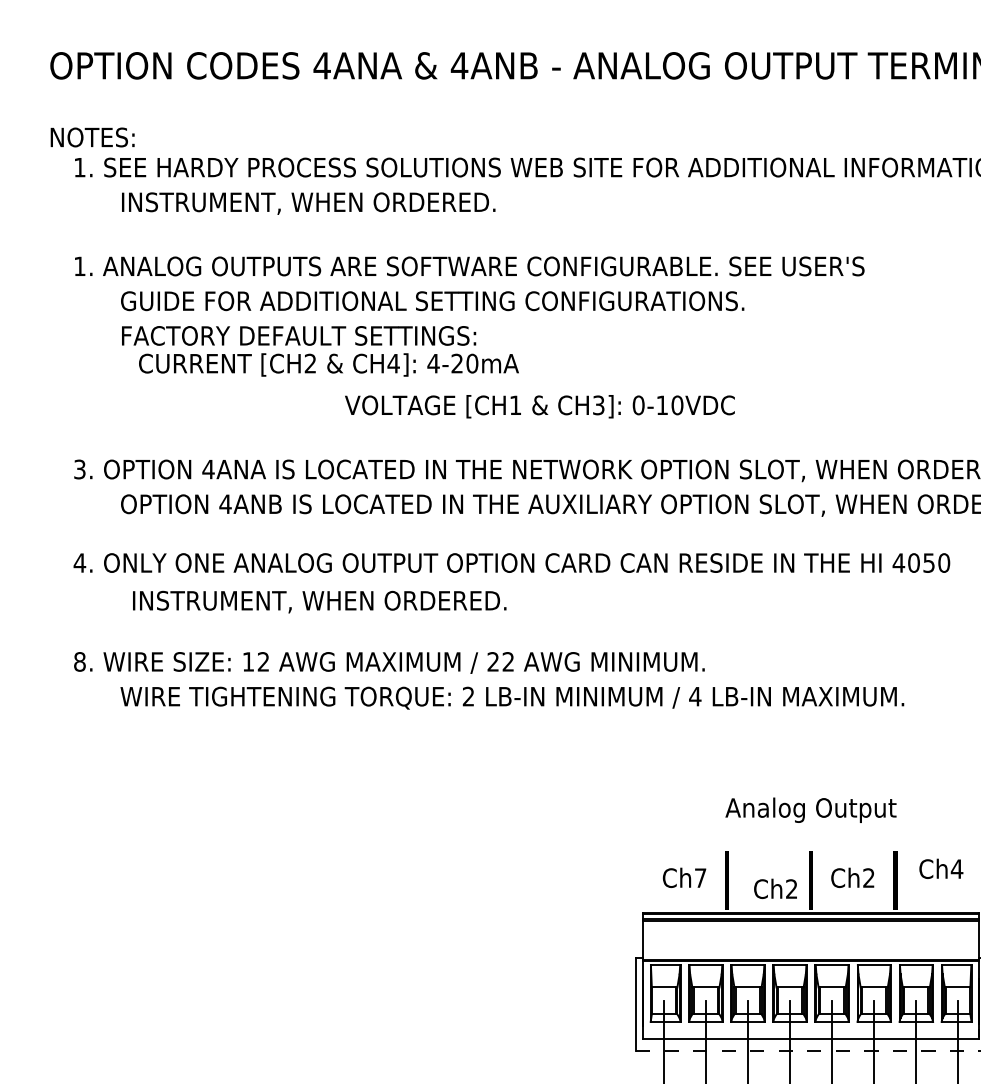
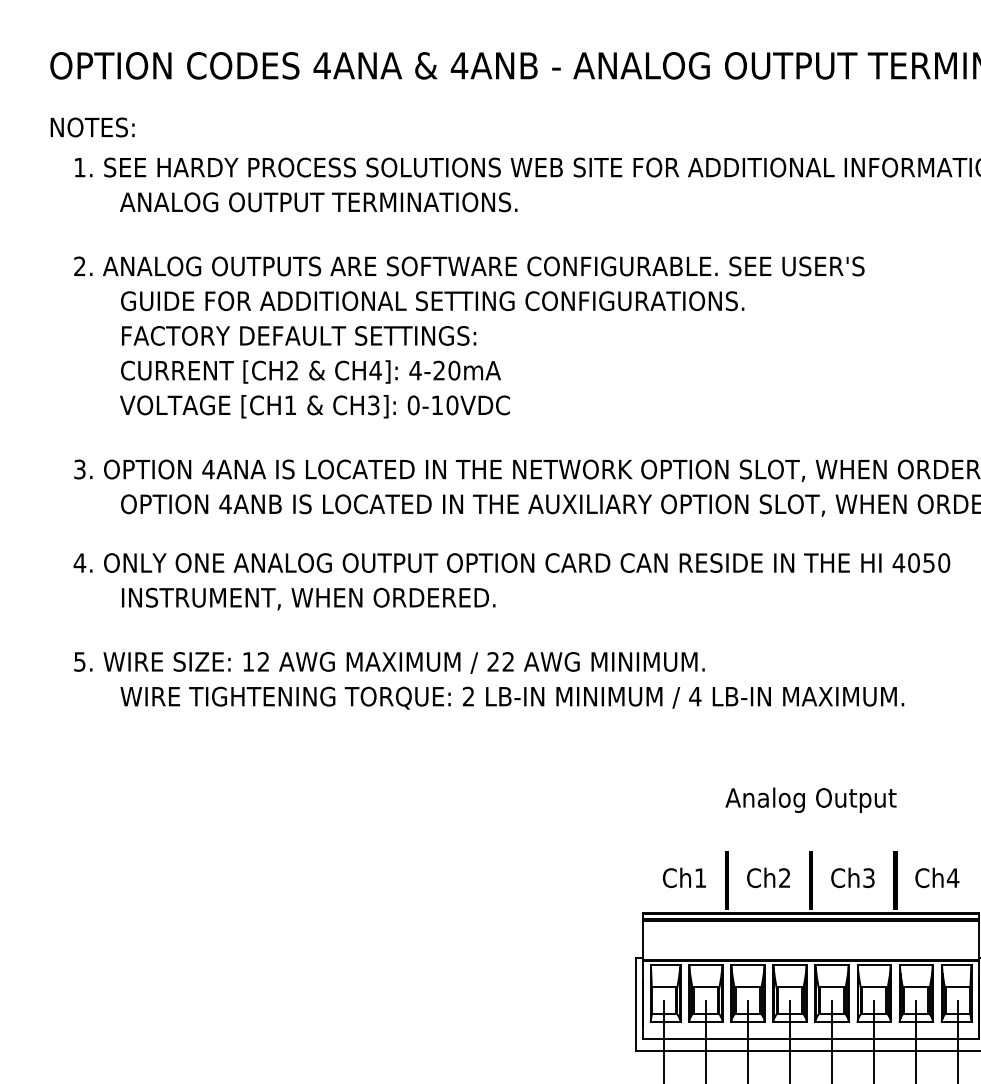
text position: (92, 137) -> (92, 127) (92, 127)
text: INSTRUMENT, WHEN ORDERED. -> ANALOG OUTPUT TERMINATIONS. (318, 203)
text: 1. -> 2. (79, 265)
text position: (328, 364) -> (310, 371) (310, 371)
text position: (539, 406) -> (314, 406) (314, 406)
text position: (319, 601) -> (308, 598) (308, 598)
text: 8. -> 5. (79, 661)
text position: (810, 809) -> (810, 799) (810, 799)
text position: (941, 868) -> (937, 877) (937, 877)
text: Ch7 -> Ch1 (700, 877)
text: Ch2 -> Ch3 (868, 878)
text position: (775, 888) -> (768, 877) (768, 877)
line: dashed -> solid (808, 1050)
